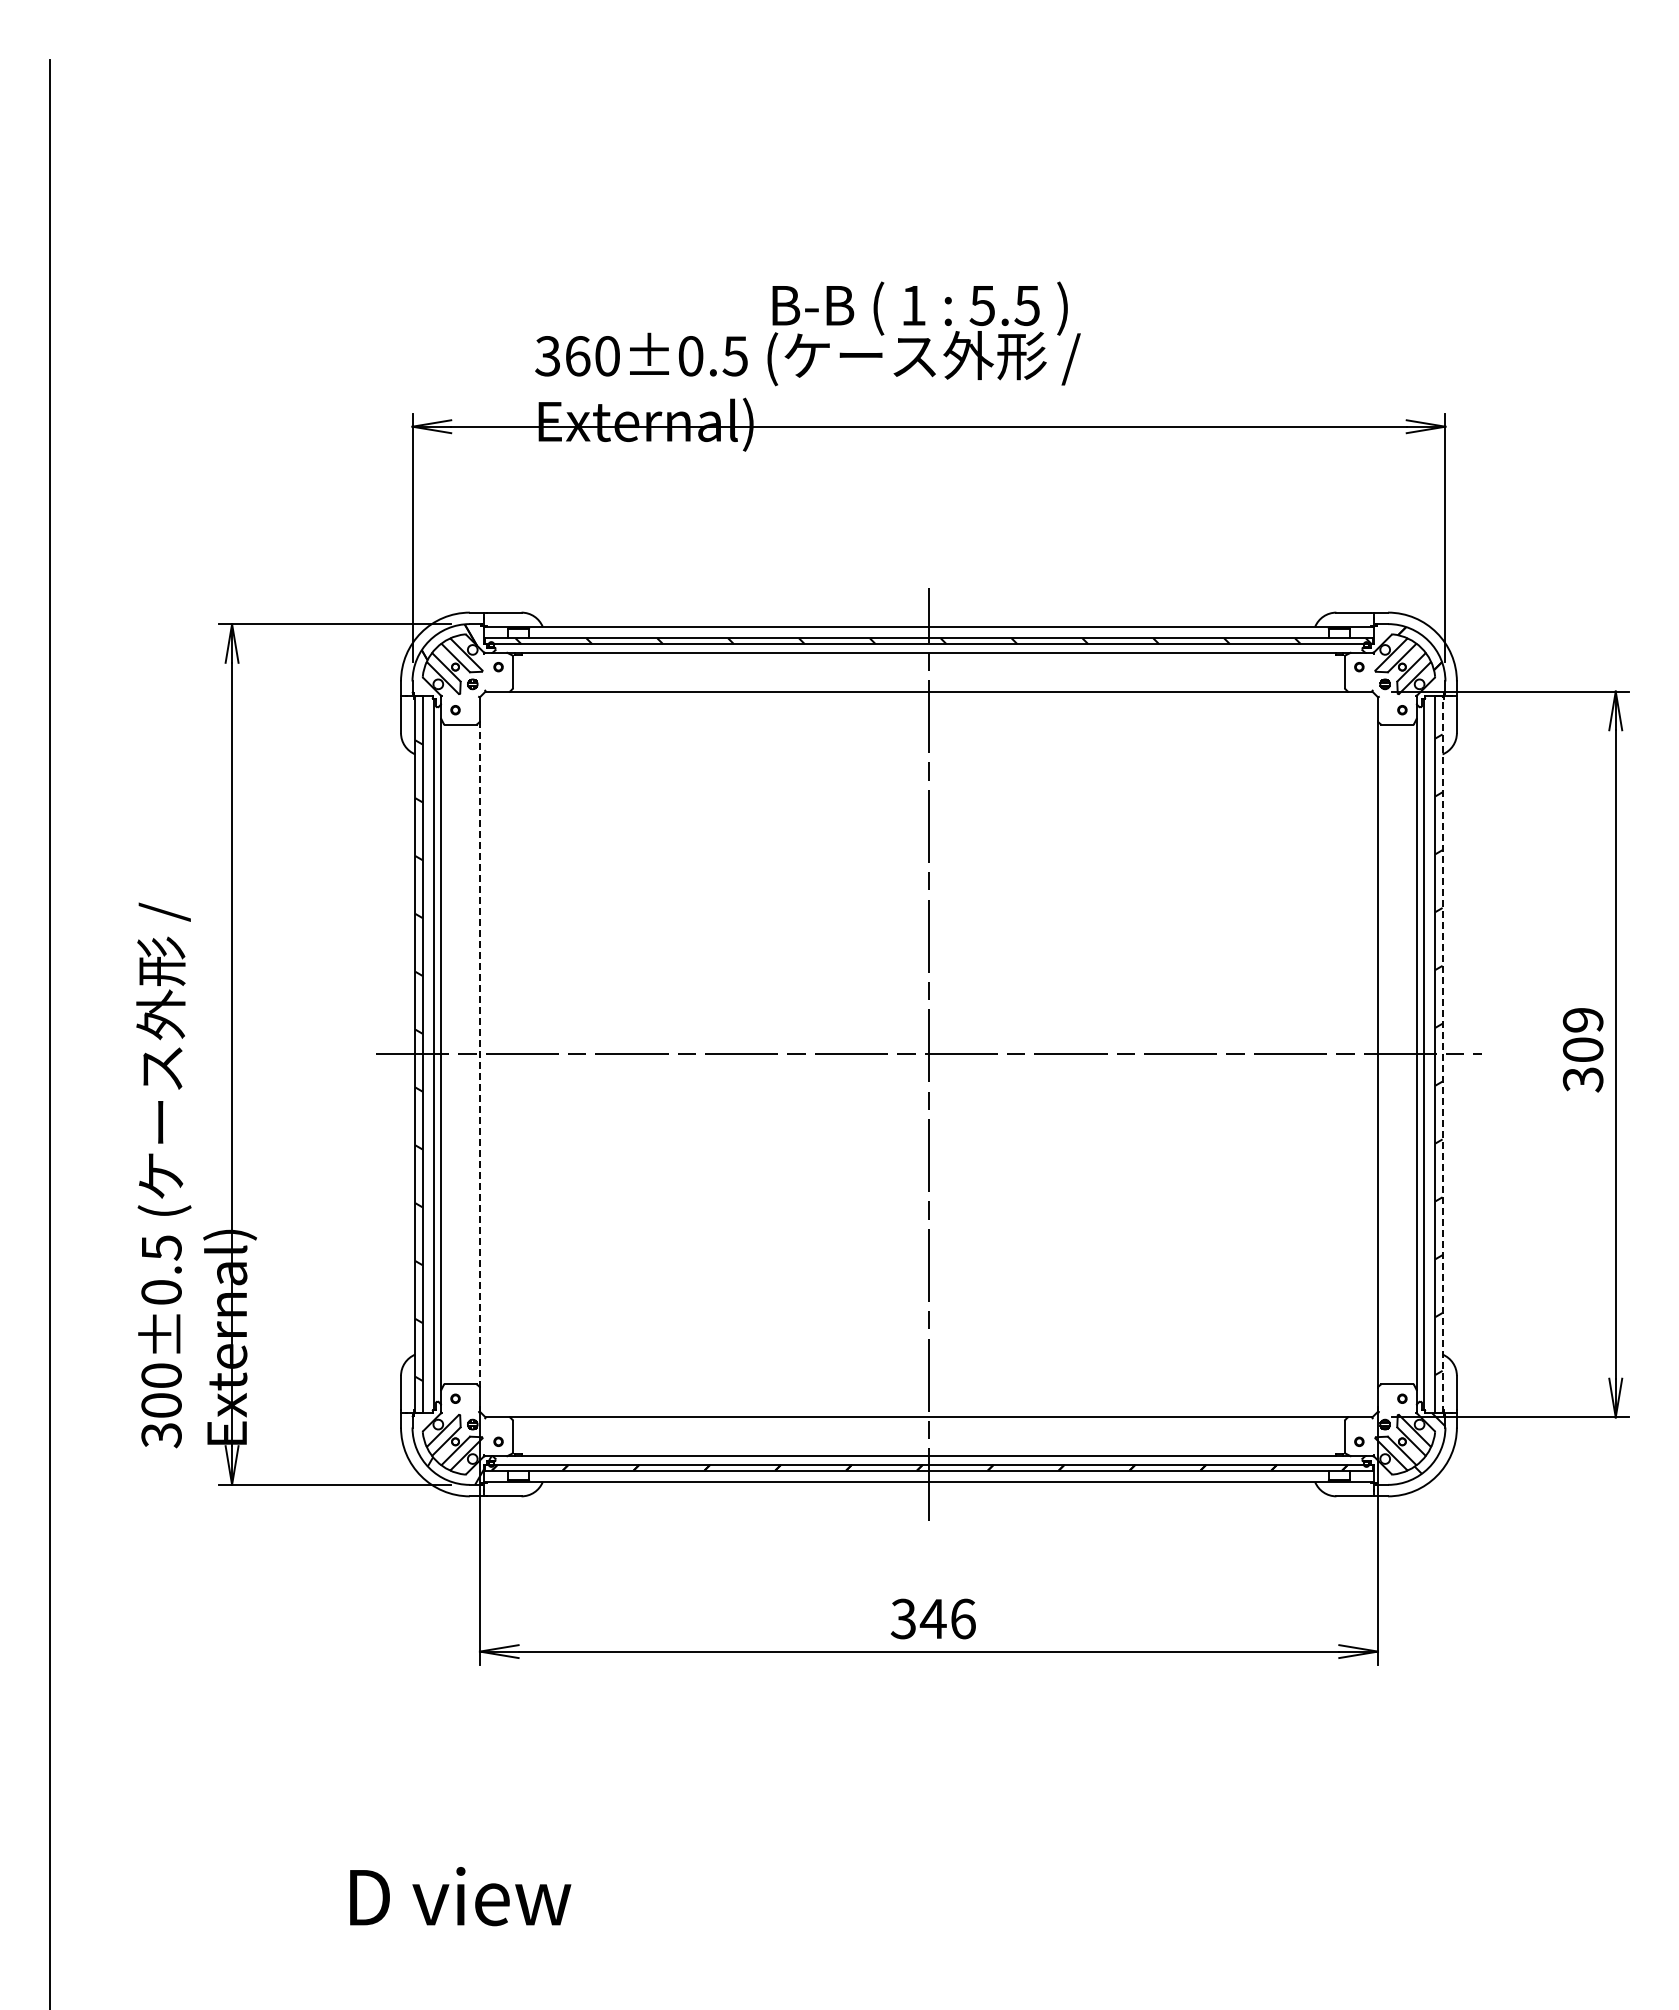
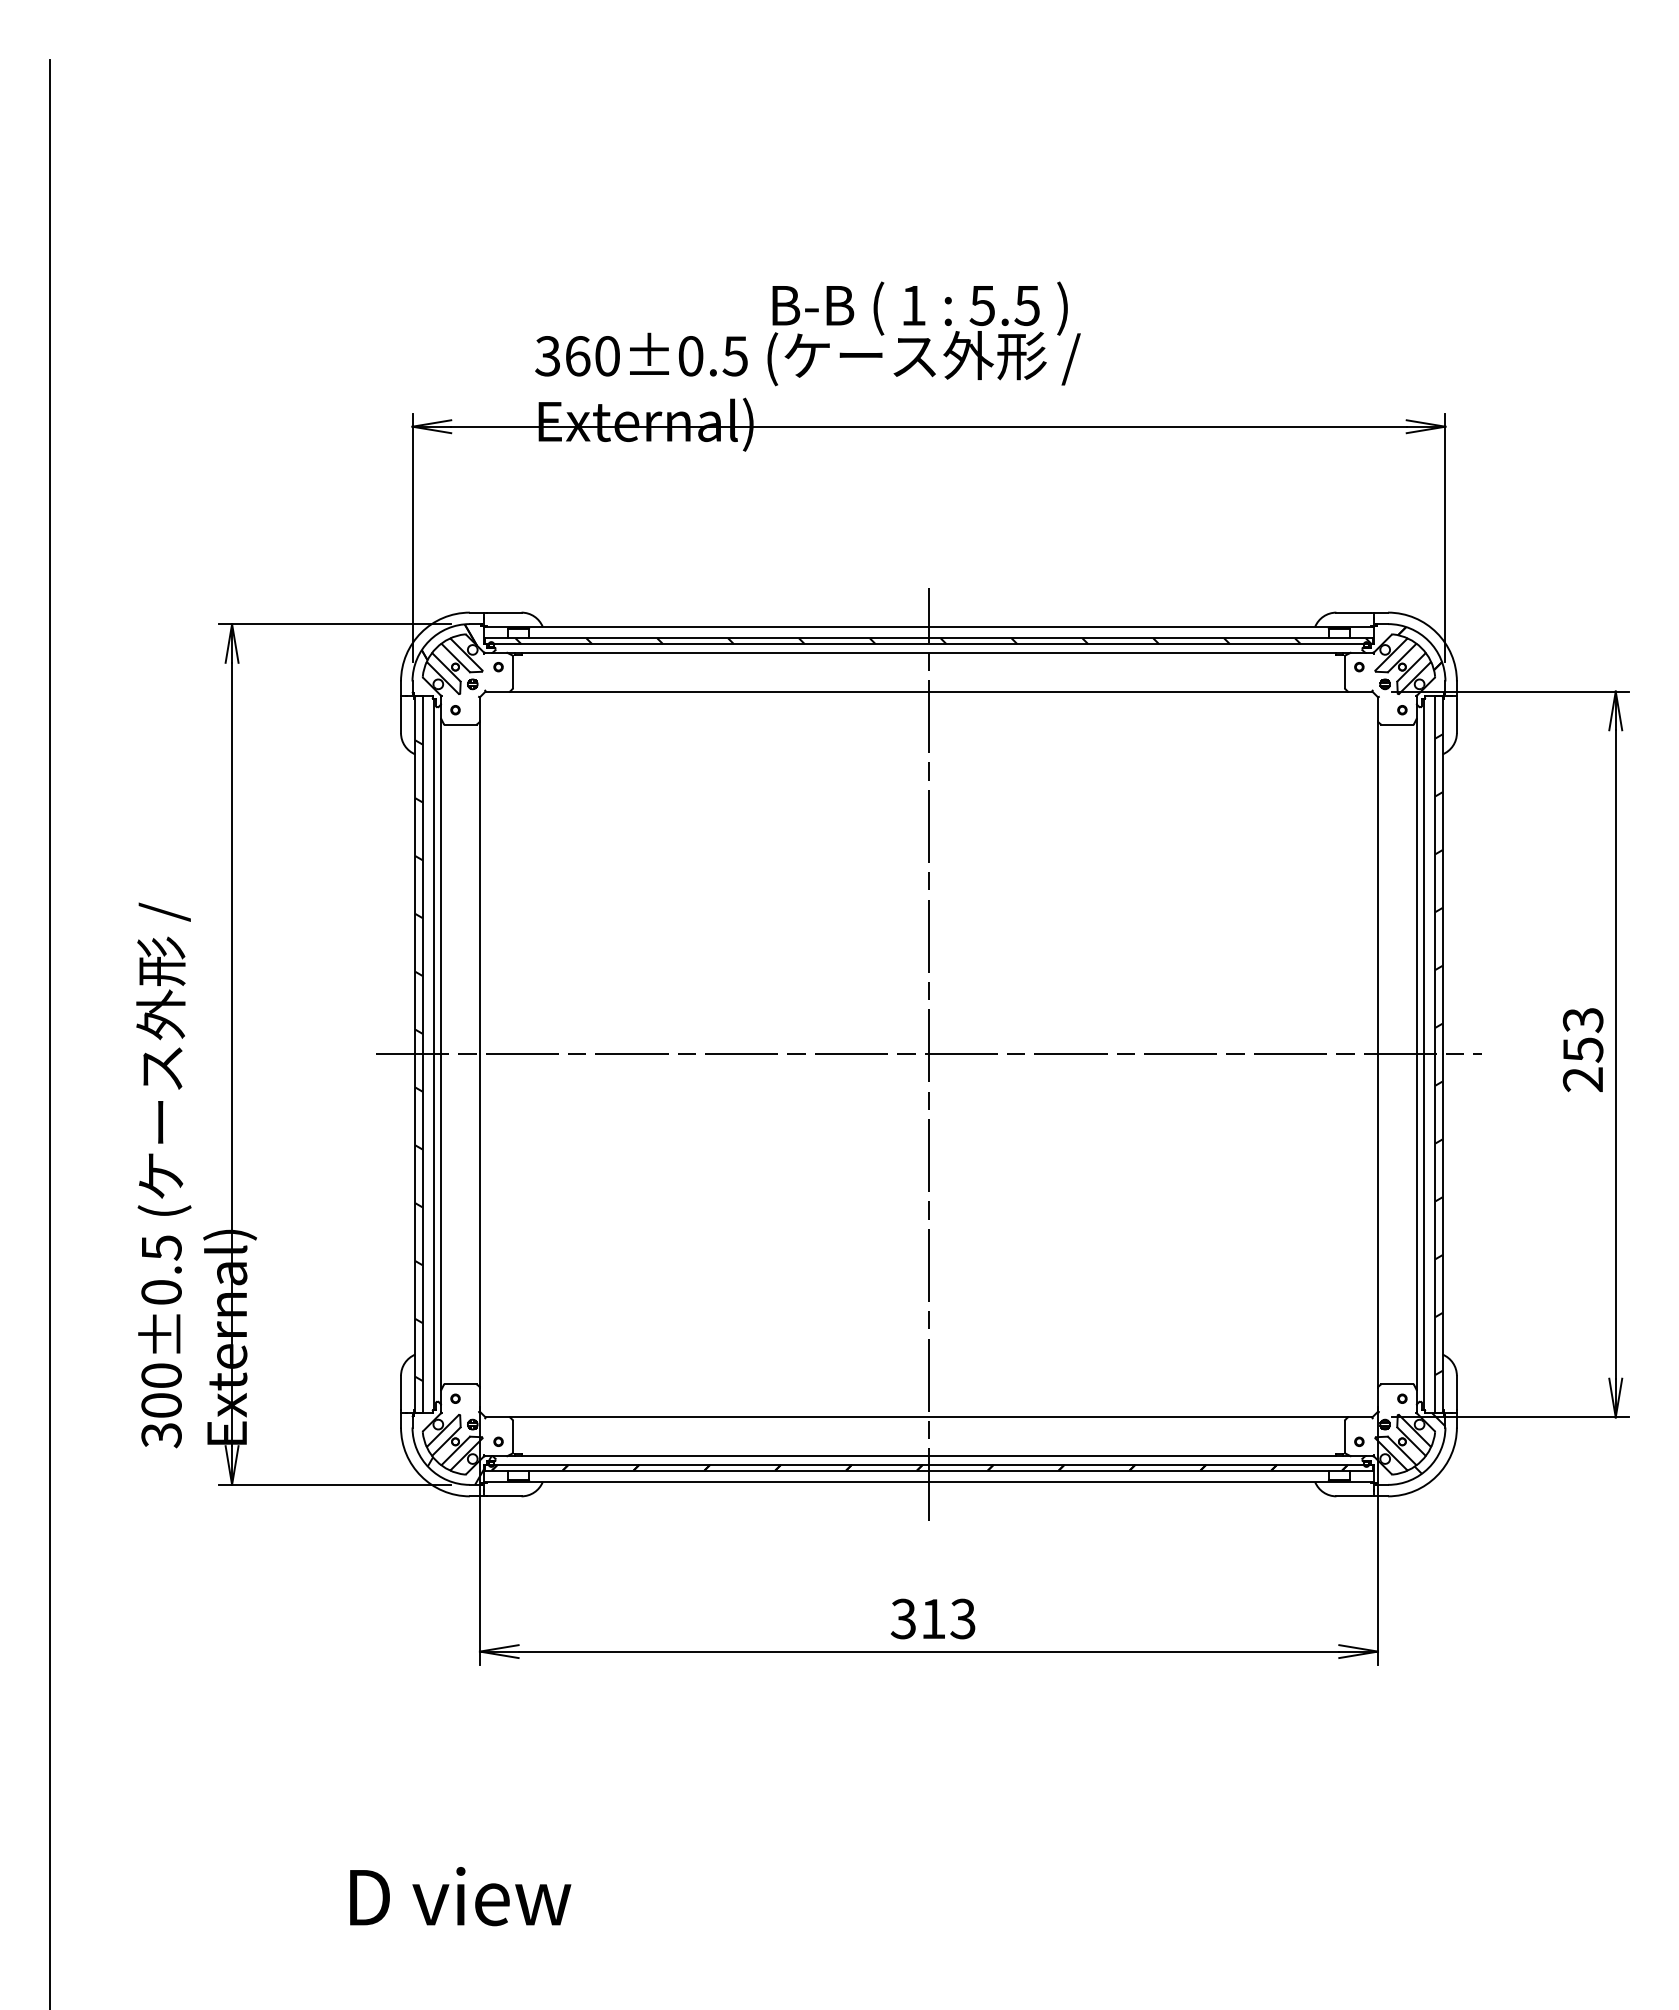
text: 309 -> 253 (1582, 1050)
line: dashed -> solid (479, 1053)
line: dashed -> solid (1442, 1054)
text: 346 -> 313 (947, 1618)
